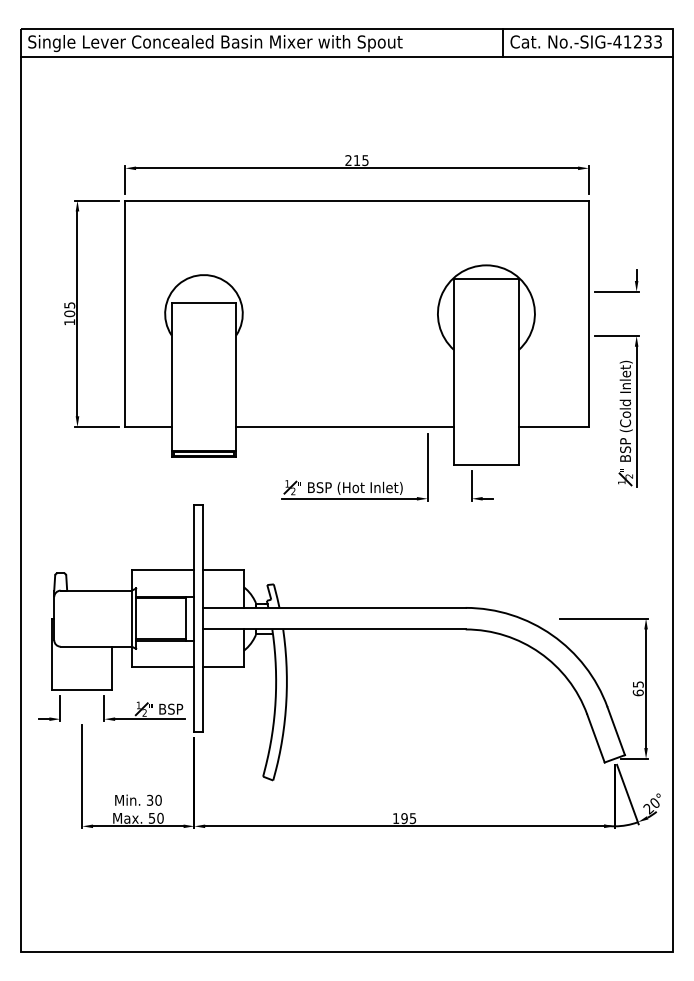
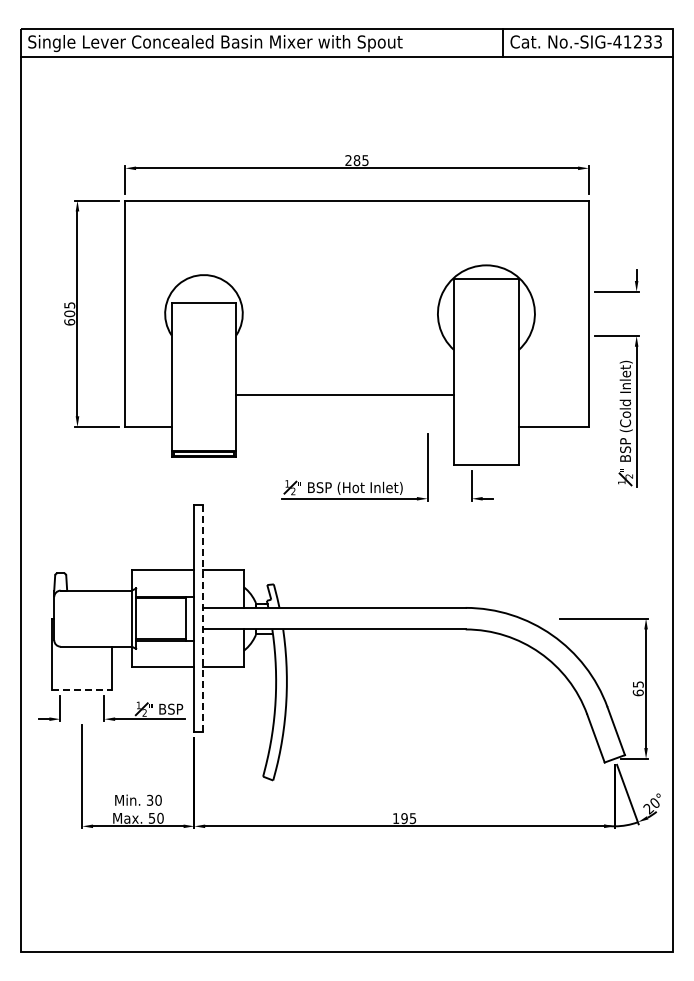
text: 215 -> 285 (356, 160)
text: 105 -> 605 (69, 322)
line position: (345, 427) -> (345, 395) (345, 395)
line: solid -> dashed (203, 618)
line: solid -> dashed (82, 689)
